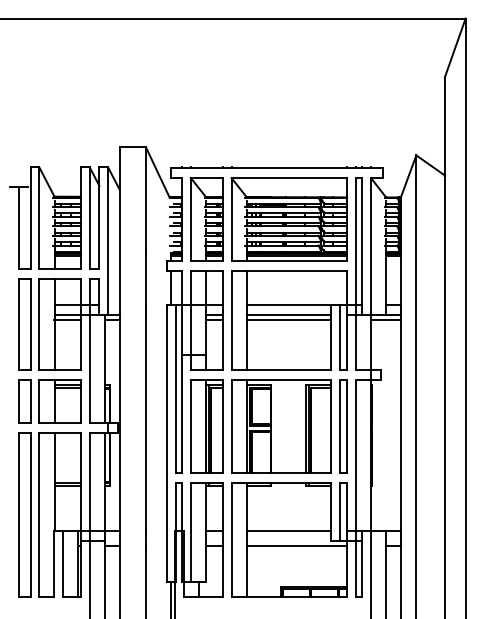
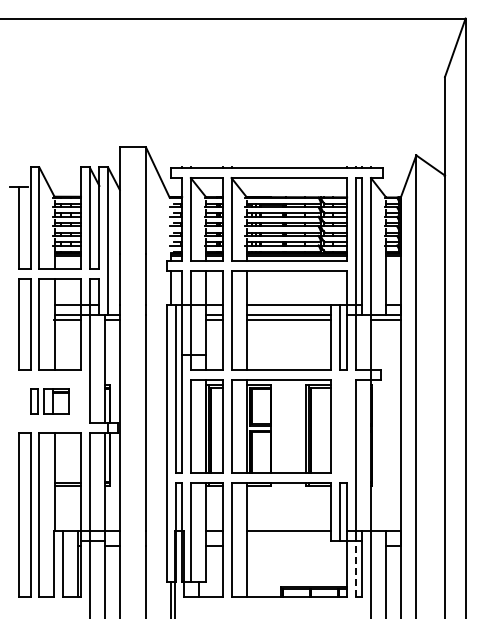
part size: 64x45 px -> 40x27 px (49, 401)
part: present -> none (343, 426)
line: present -> none (296, 546)
line: solid -> dashed (355, 569)
